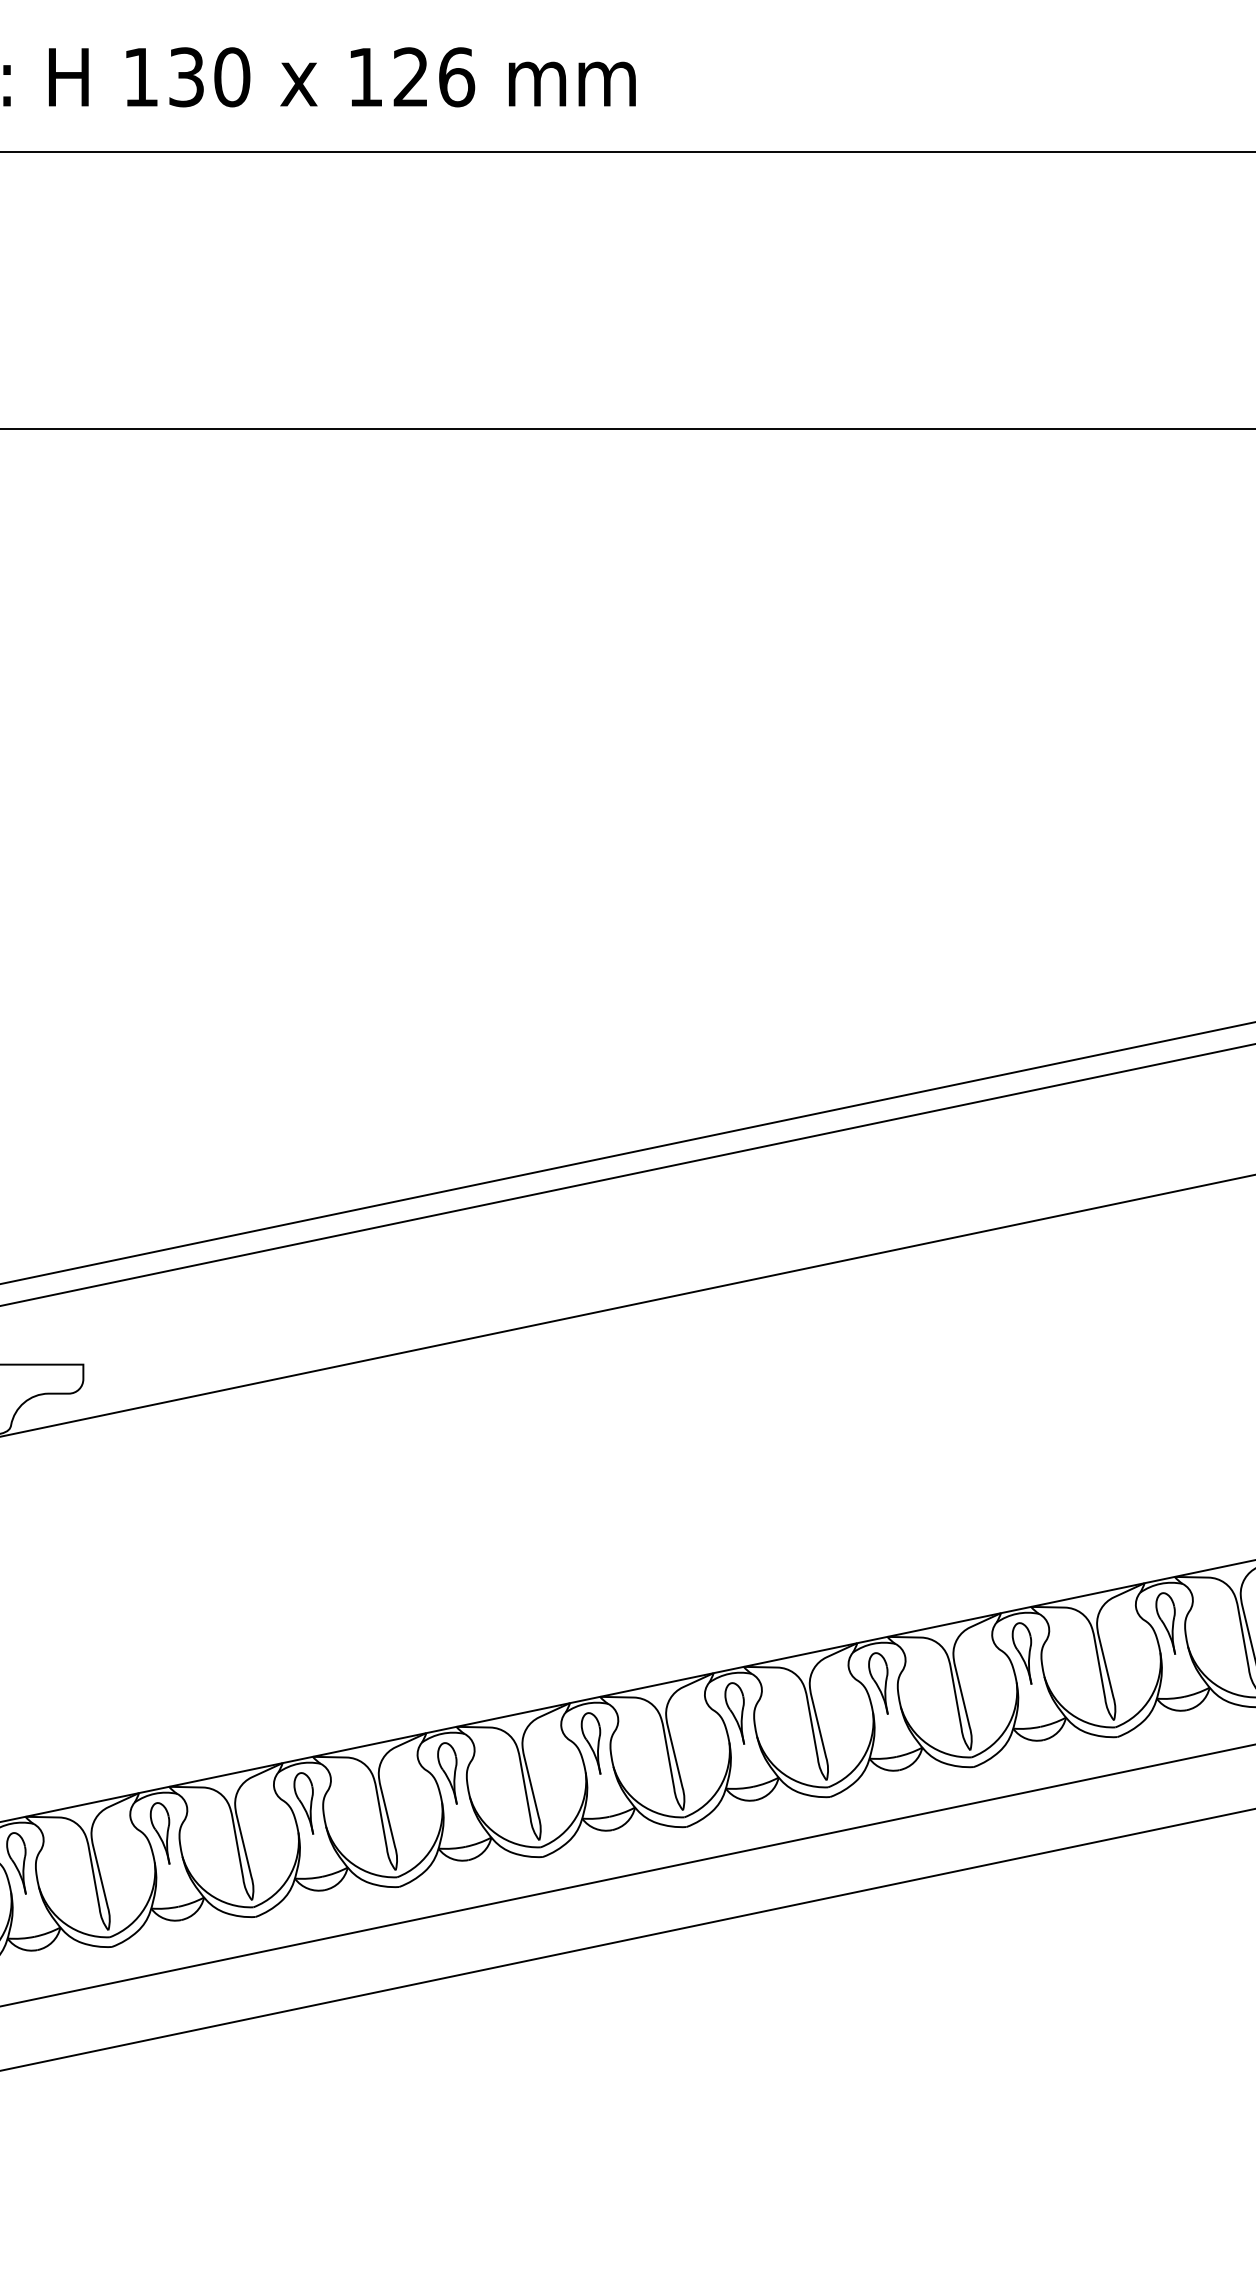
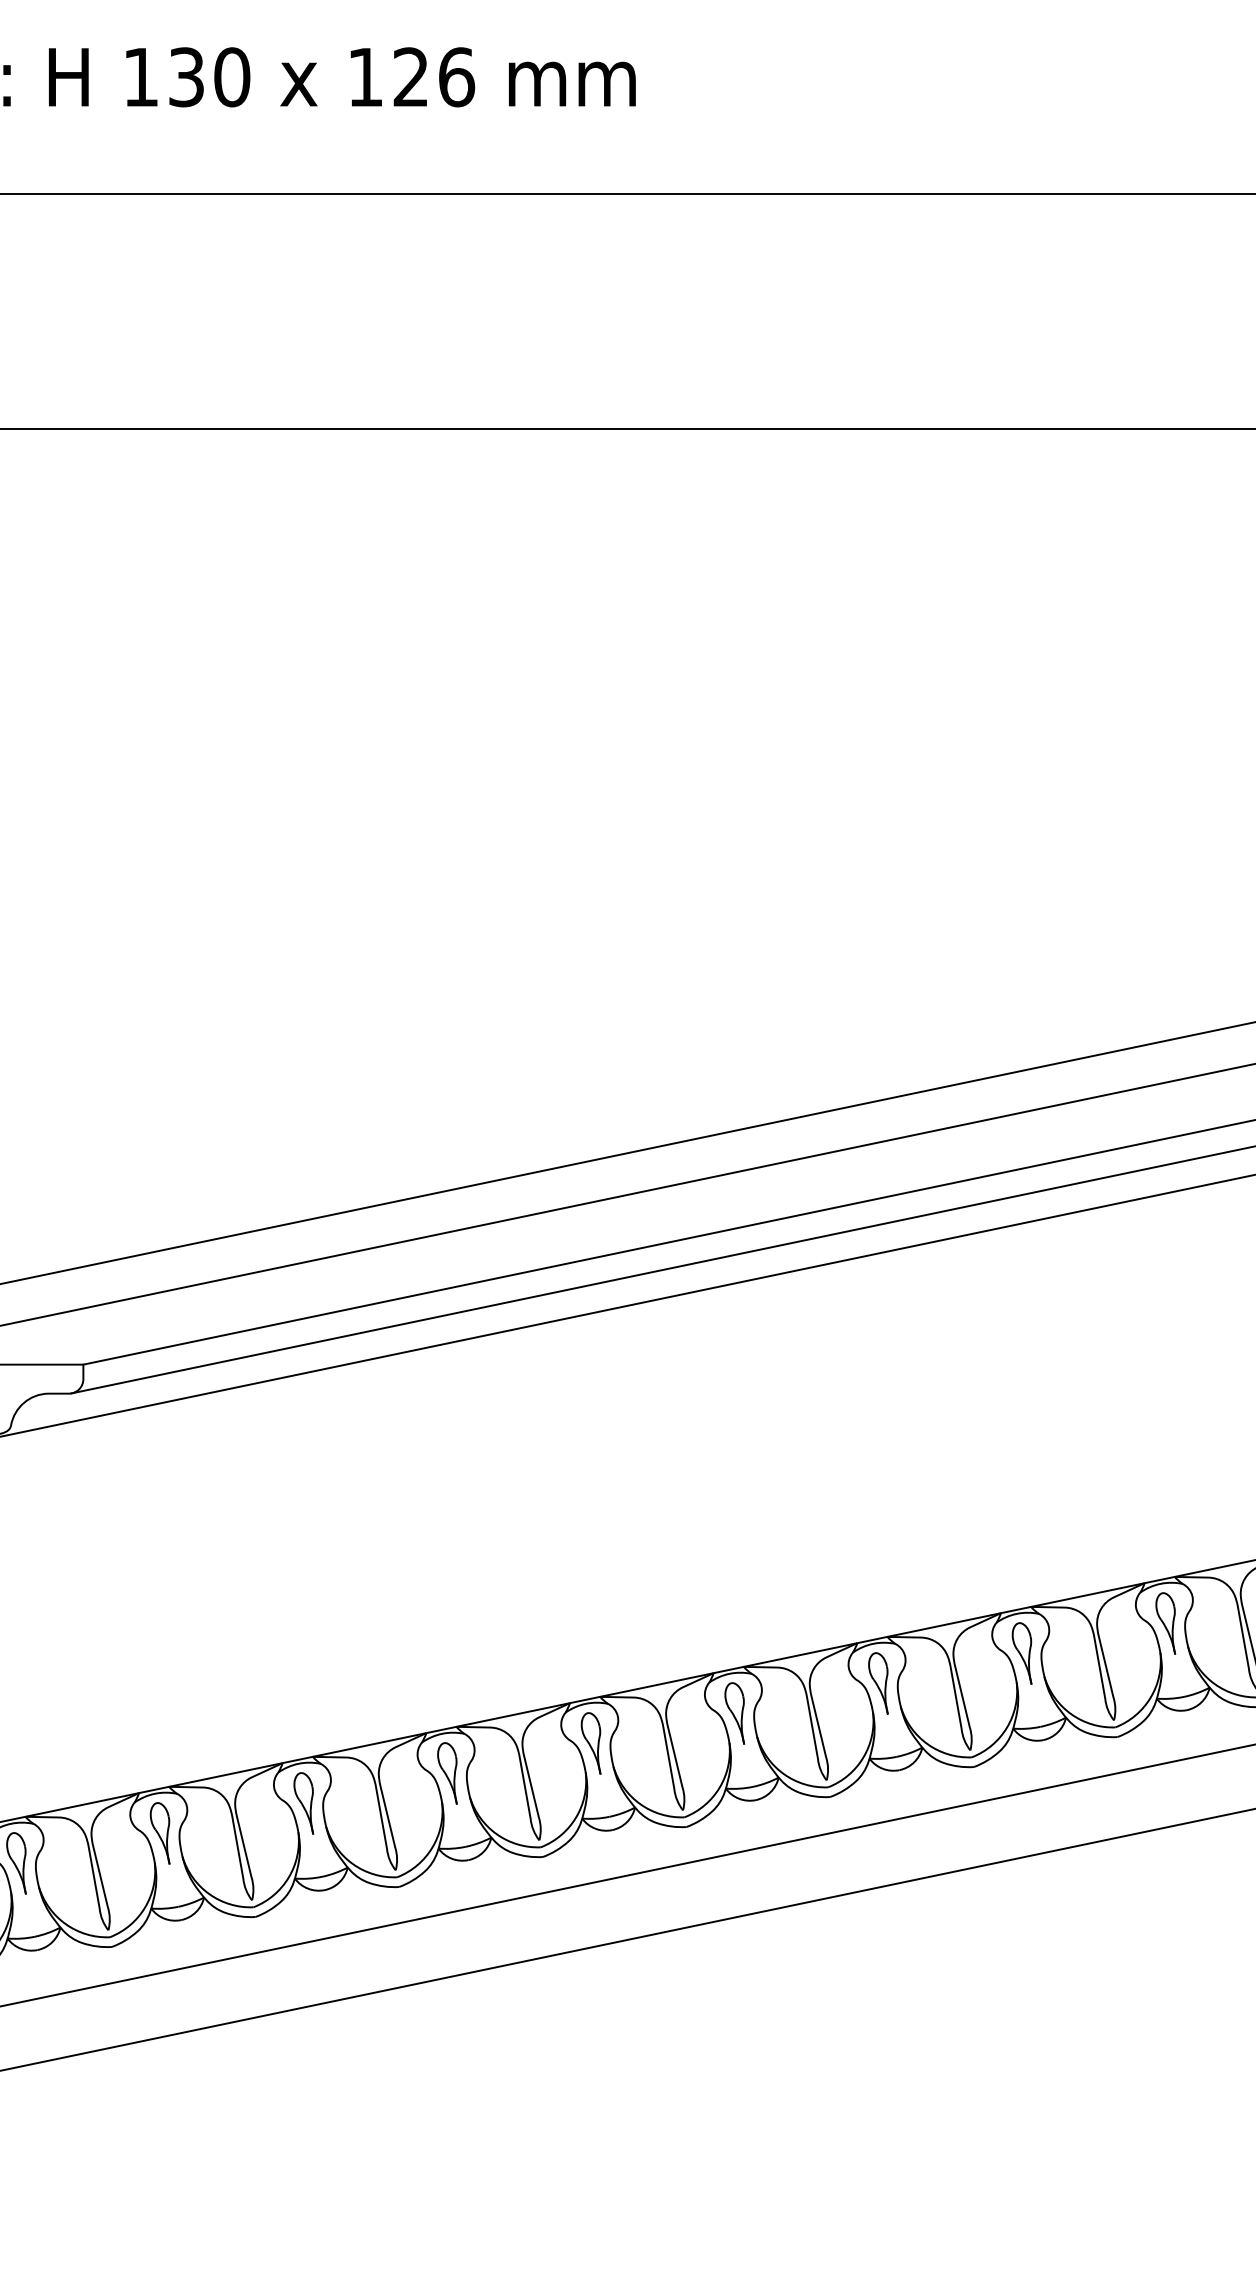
line position: (627, 151) -> (627, 193) (627, 193)
line position: (627, 1174) -> (627, 1194) (627, 1194)
line: none -> present (667, 1242)
line: none -> present (661, 1269)
